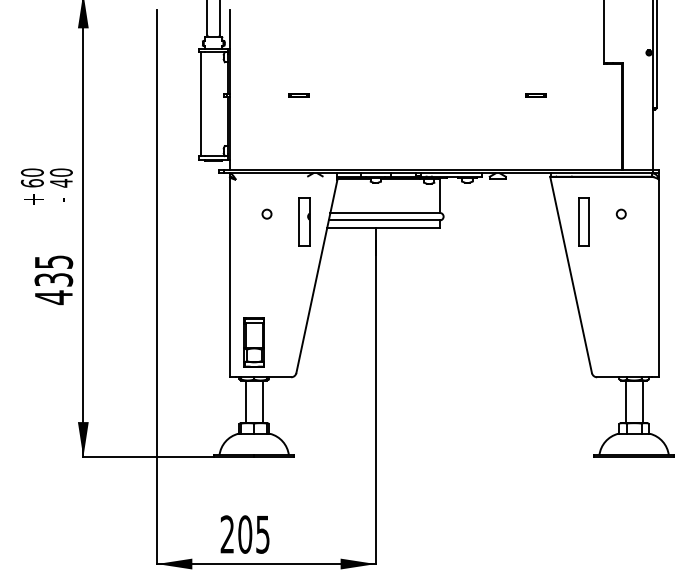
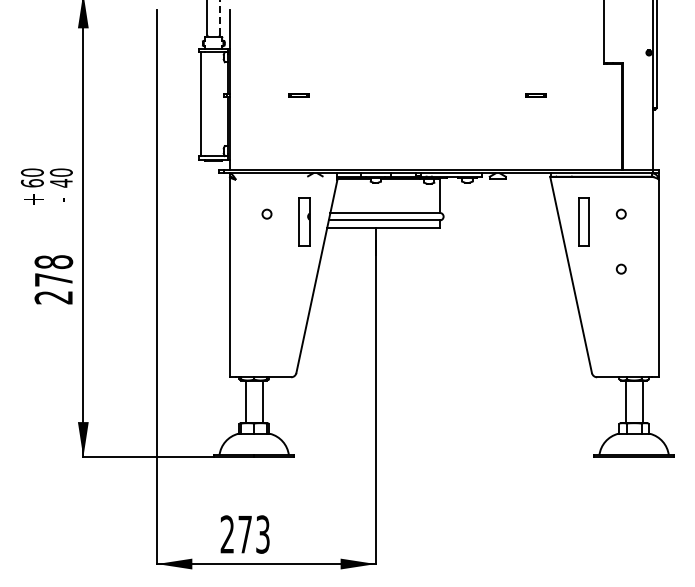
line: solid -> dashed (220, 16)
circle: none -> present (620, 268)
text: 435 -> 278 (53, 280)
part: present -> none (253, 342)
text: 205 -> 273 (253, 534)
